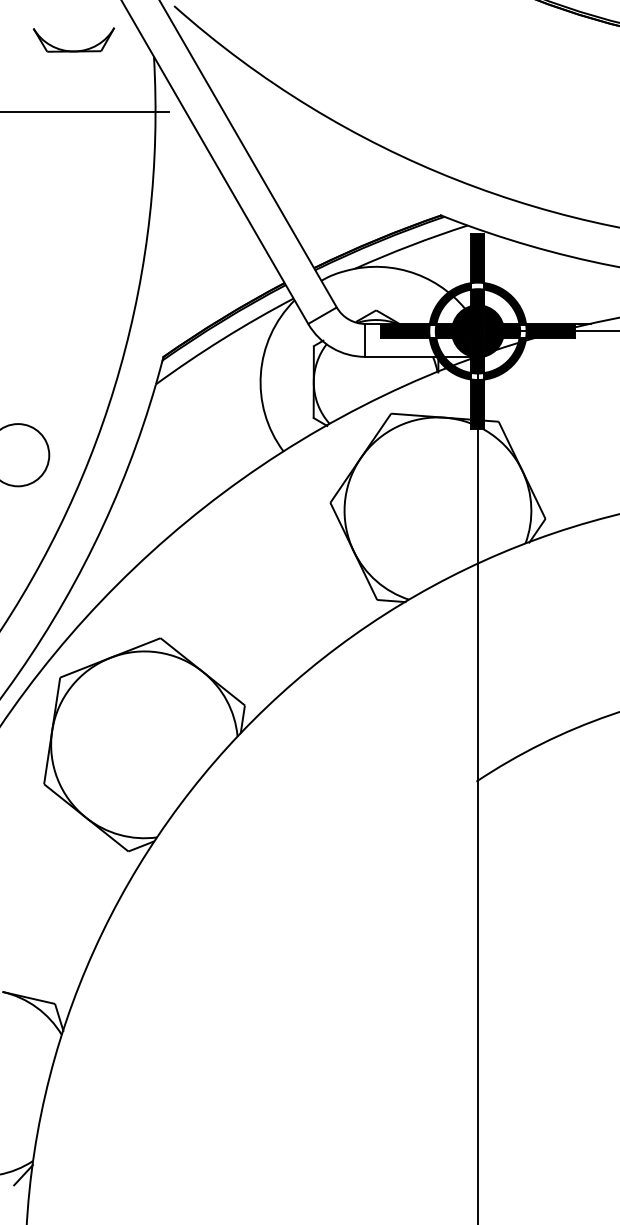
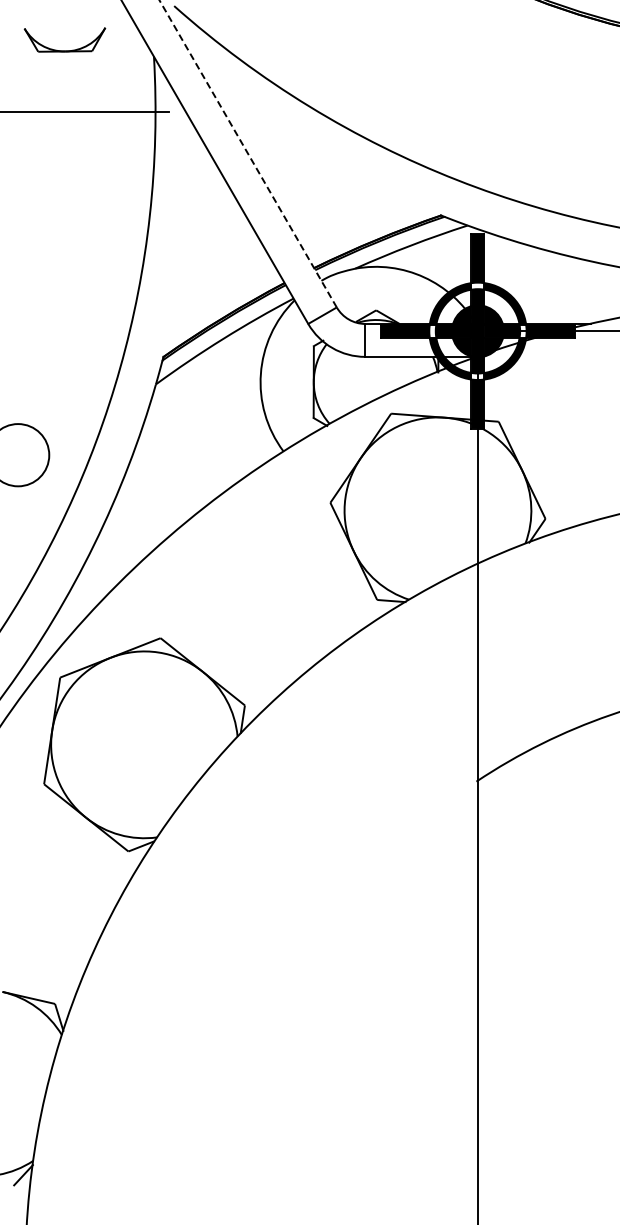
part position: (73, 50) -> (64, 50) (64, 50)
line: solid -> dashed (247, 153)
